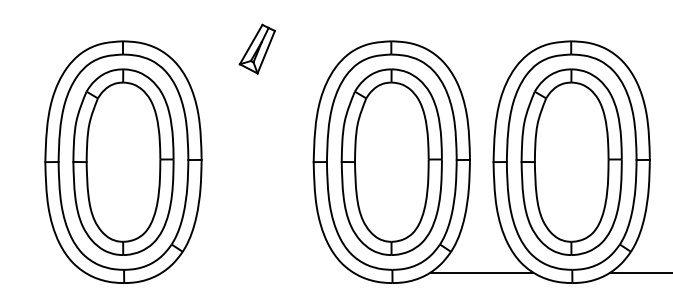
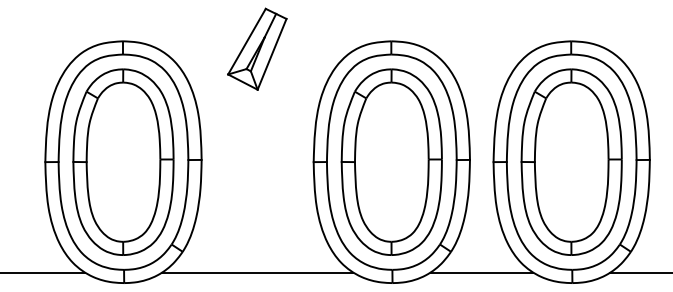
part size: 38x52 px -> 61x84 px (257, 48)
line: none -> present (43, 272)
line: none -> present (257, 272)
